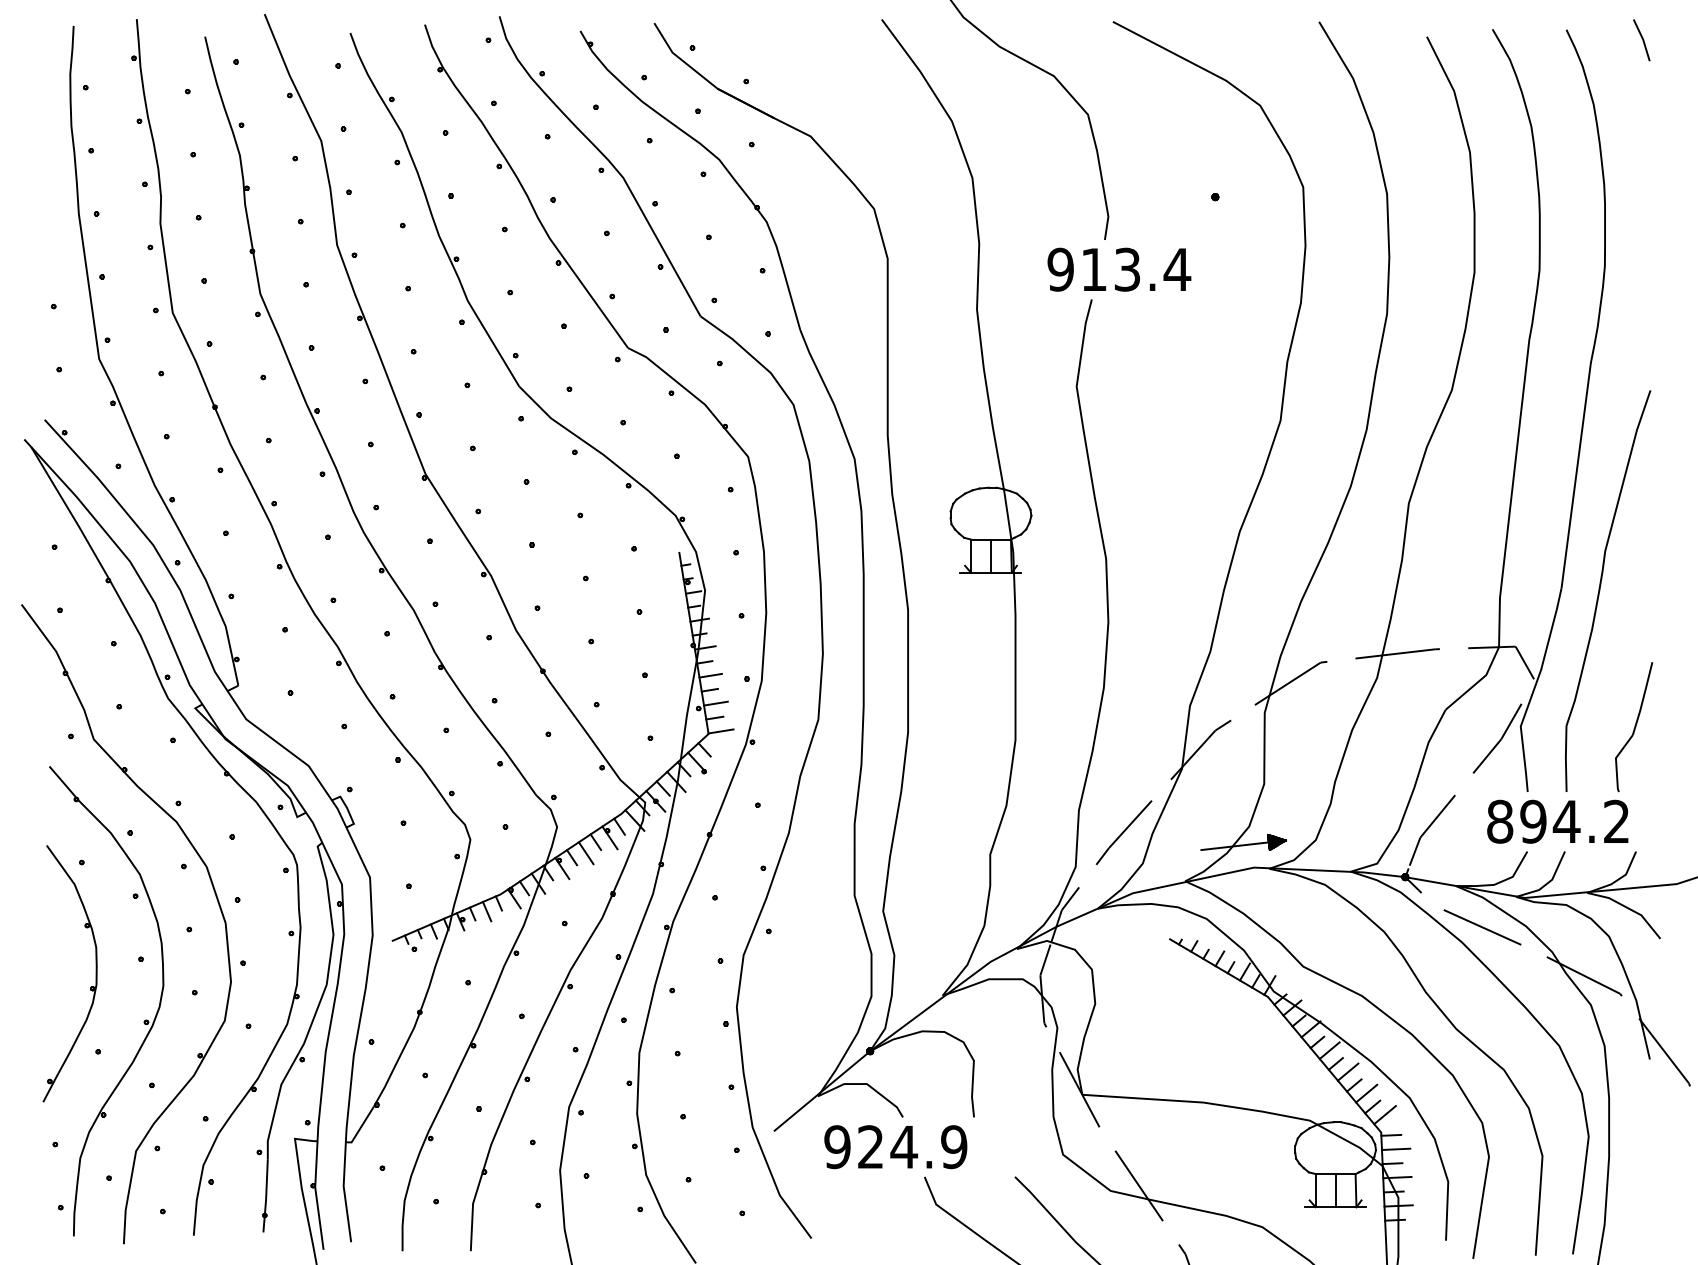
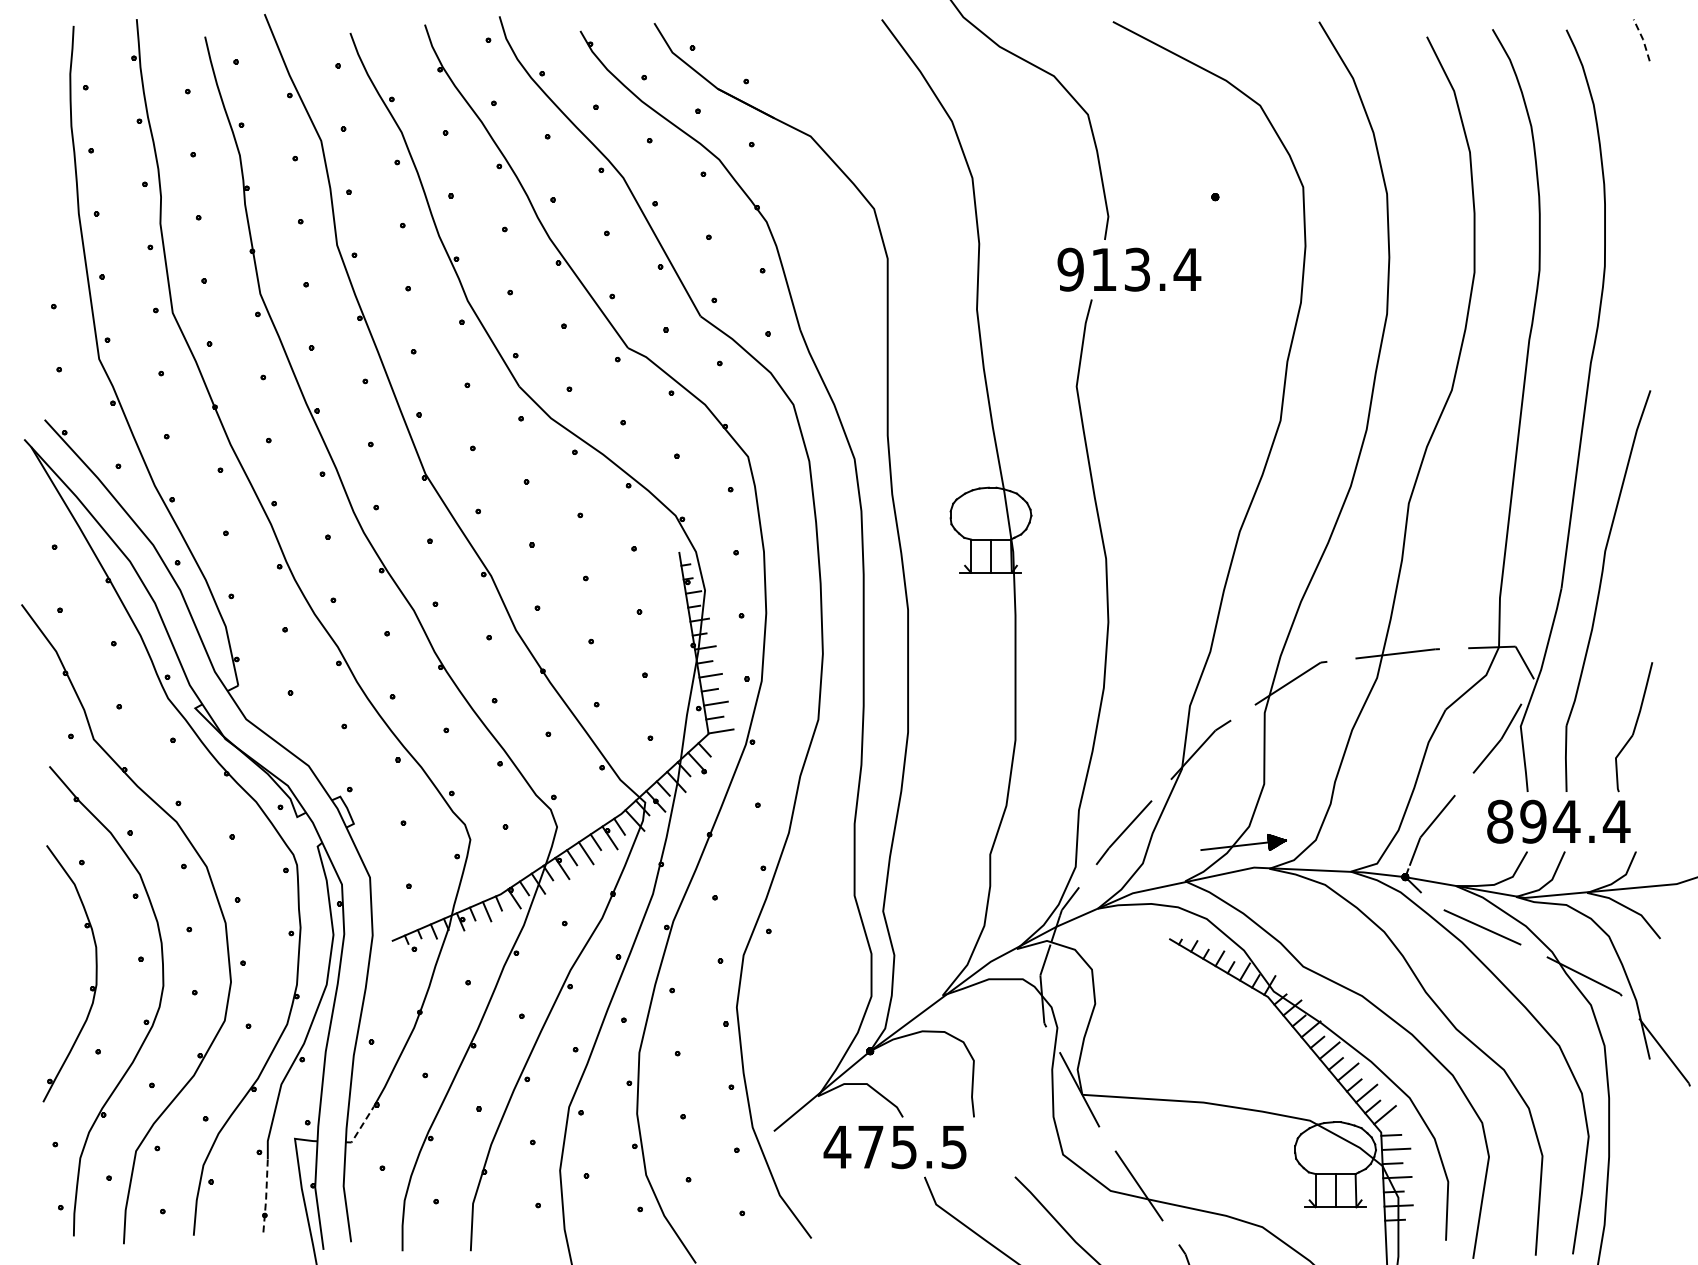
line: solid -> dashed (1643, 39)
text position: (1119, 269) -> (1129, 269) (1129, 269)
text: 894.2 -> 894.4 (1616, 820)
line: solid -> dashed (360, 1127)
text: 924.9 -> 475.5 (895, 1147)
line: solid -> dashed (266, 1196)
